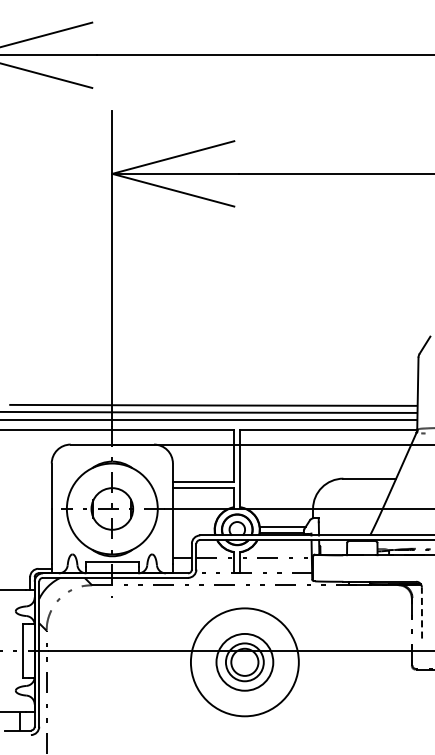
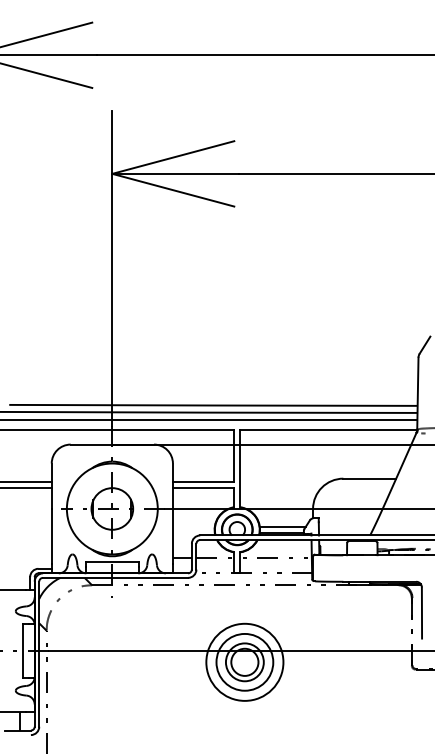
line: none -> present (26, 482)
line: none -> present (26, 488)
line: dashed -> solid (421, 612)
circle diameter: 108 px -> 77 px (244, 661)
